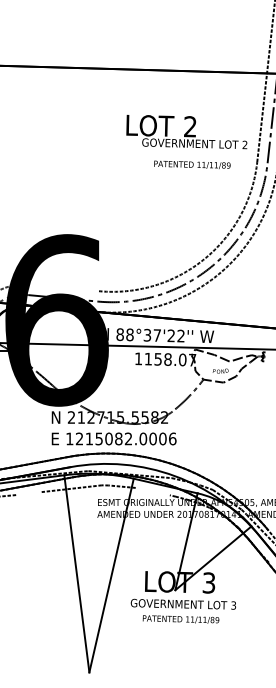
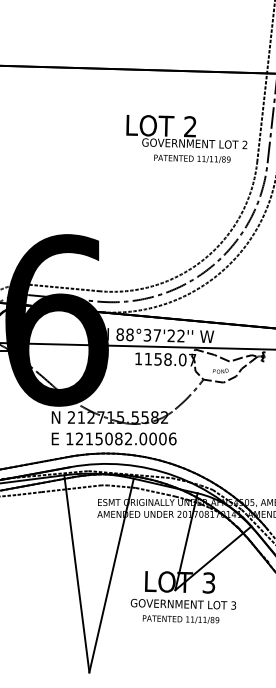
text position: (192, 164) -> (192, 158) (192, 158)
line: none -> present (64, 287)
line: none -> present (152, 491)
line: none -> present (28, 493)
